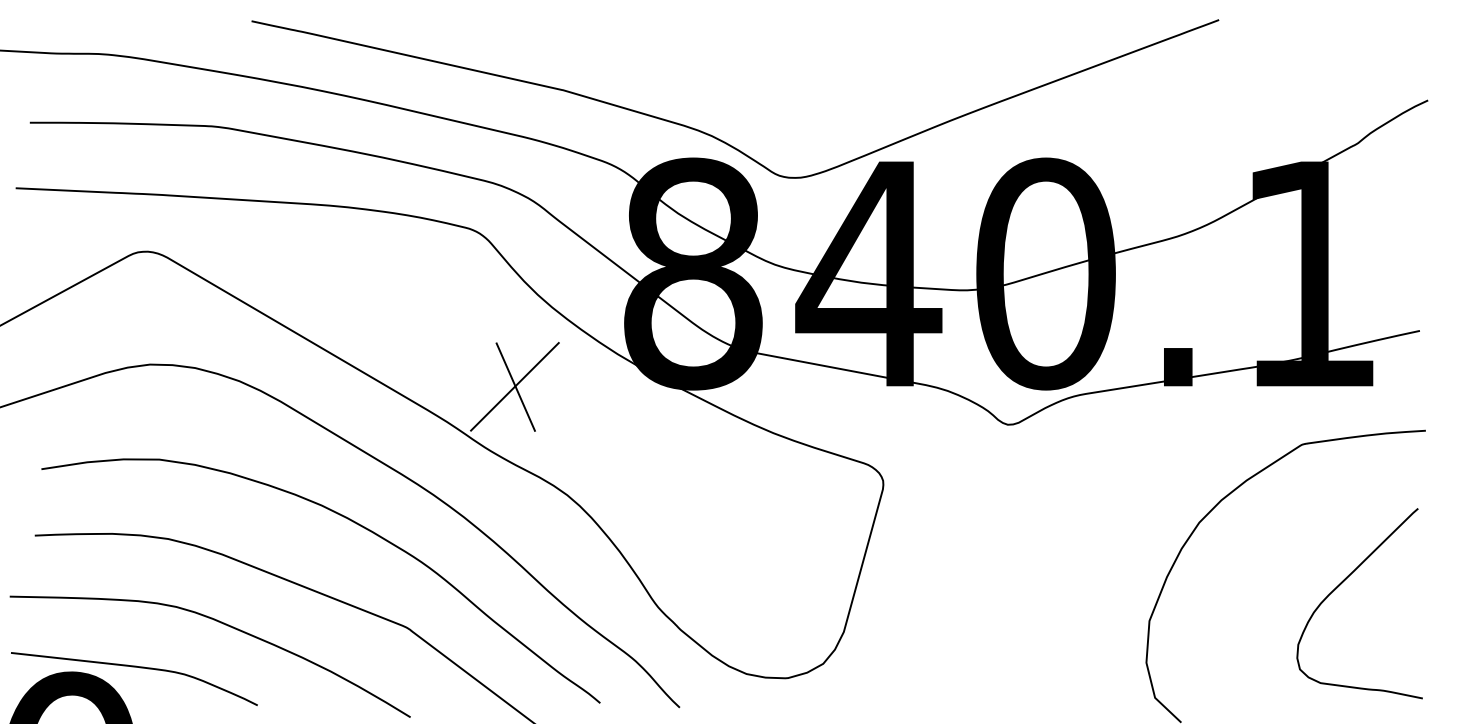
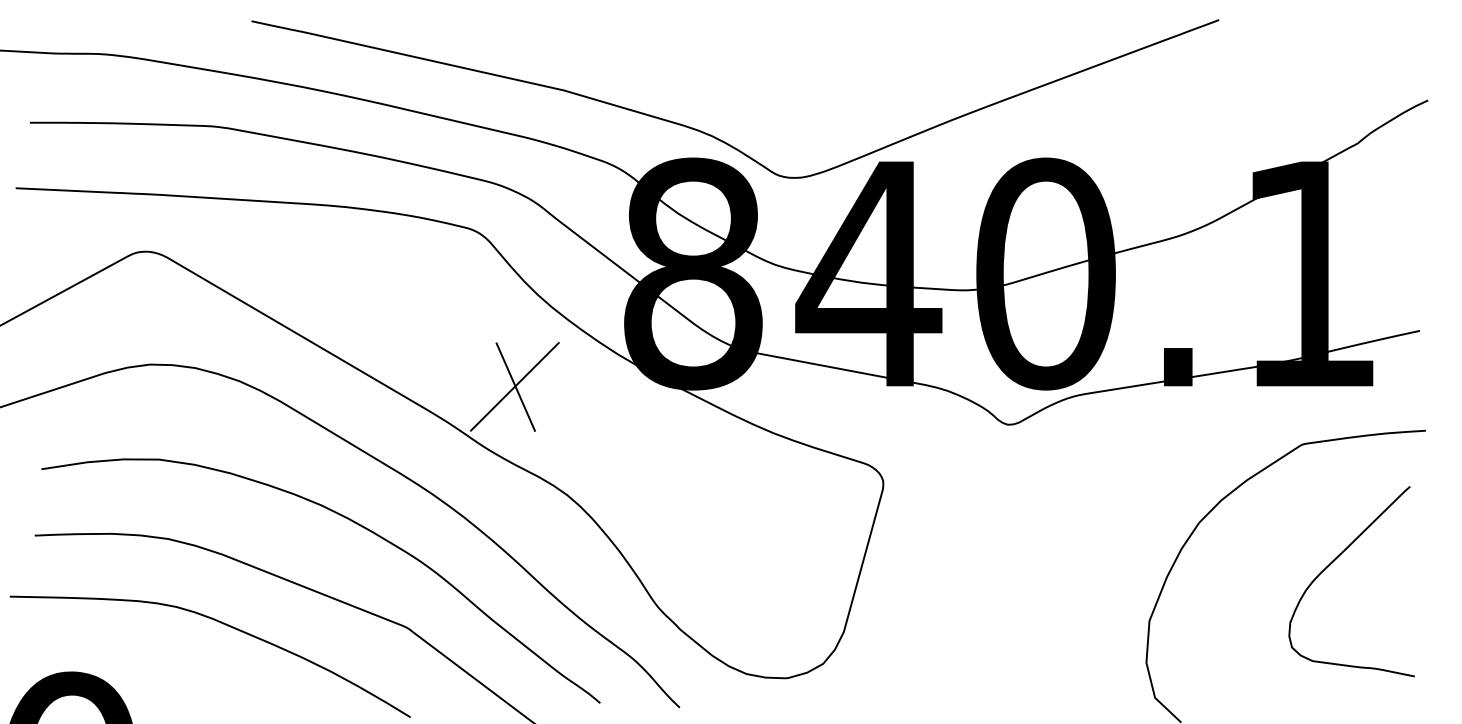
curve position: (1341, 584) -> (1333, 562) (1333, 562)
curve: present -> none (134, 667)
